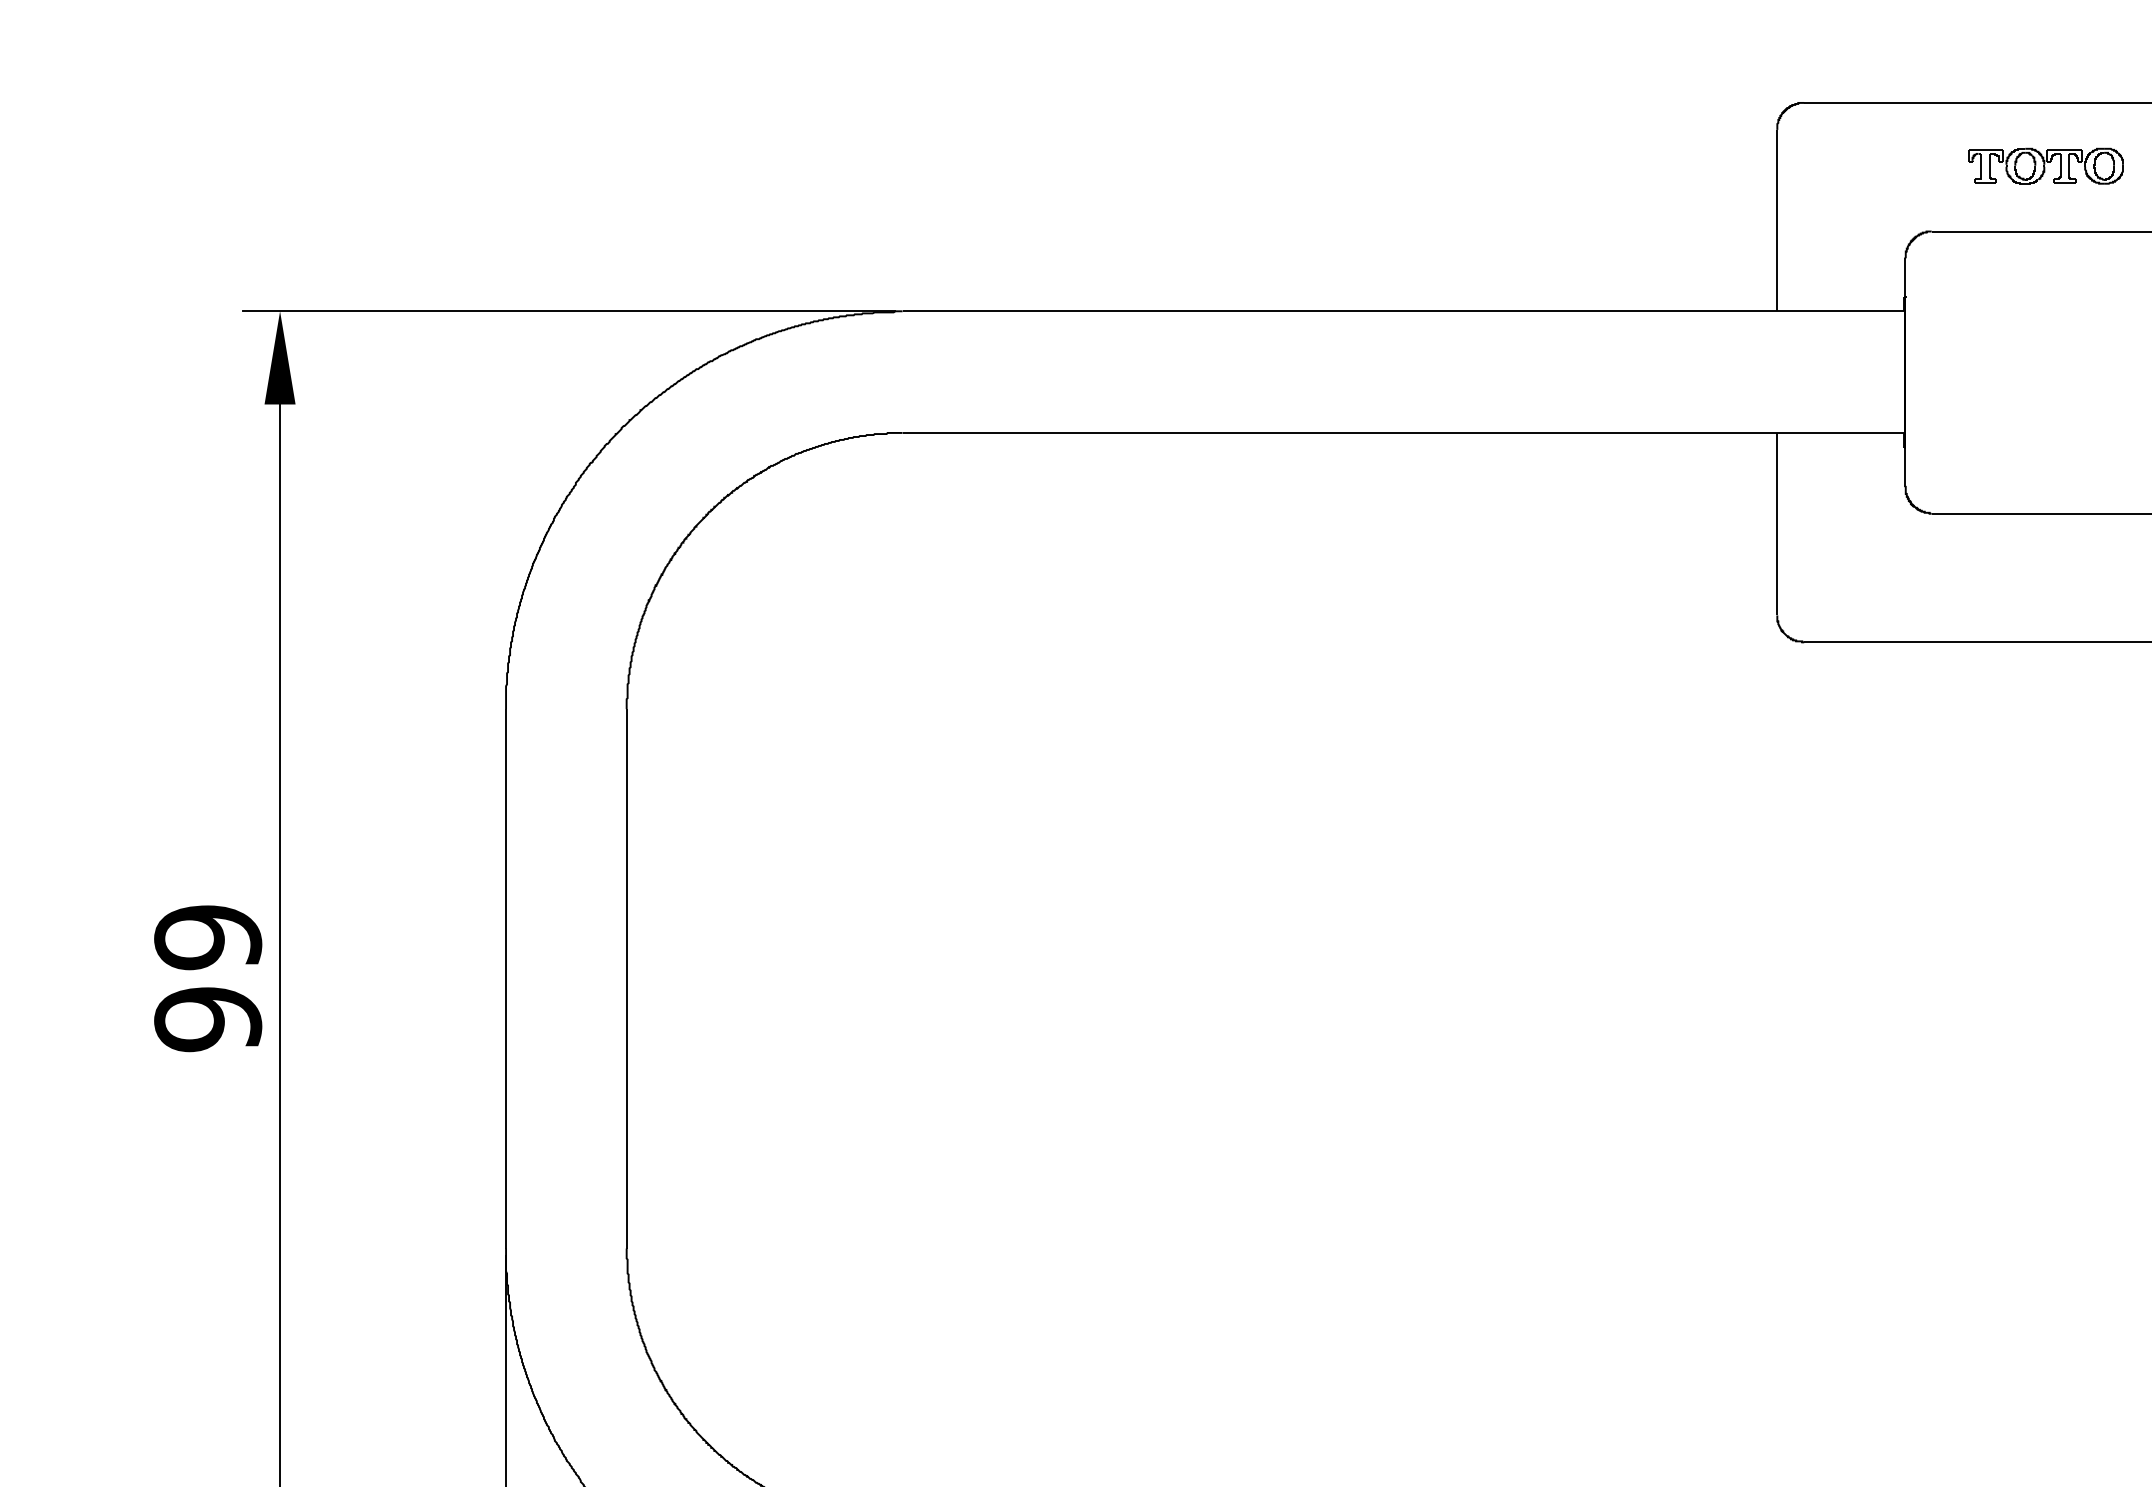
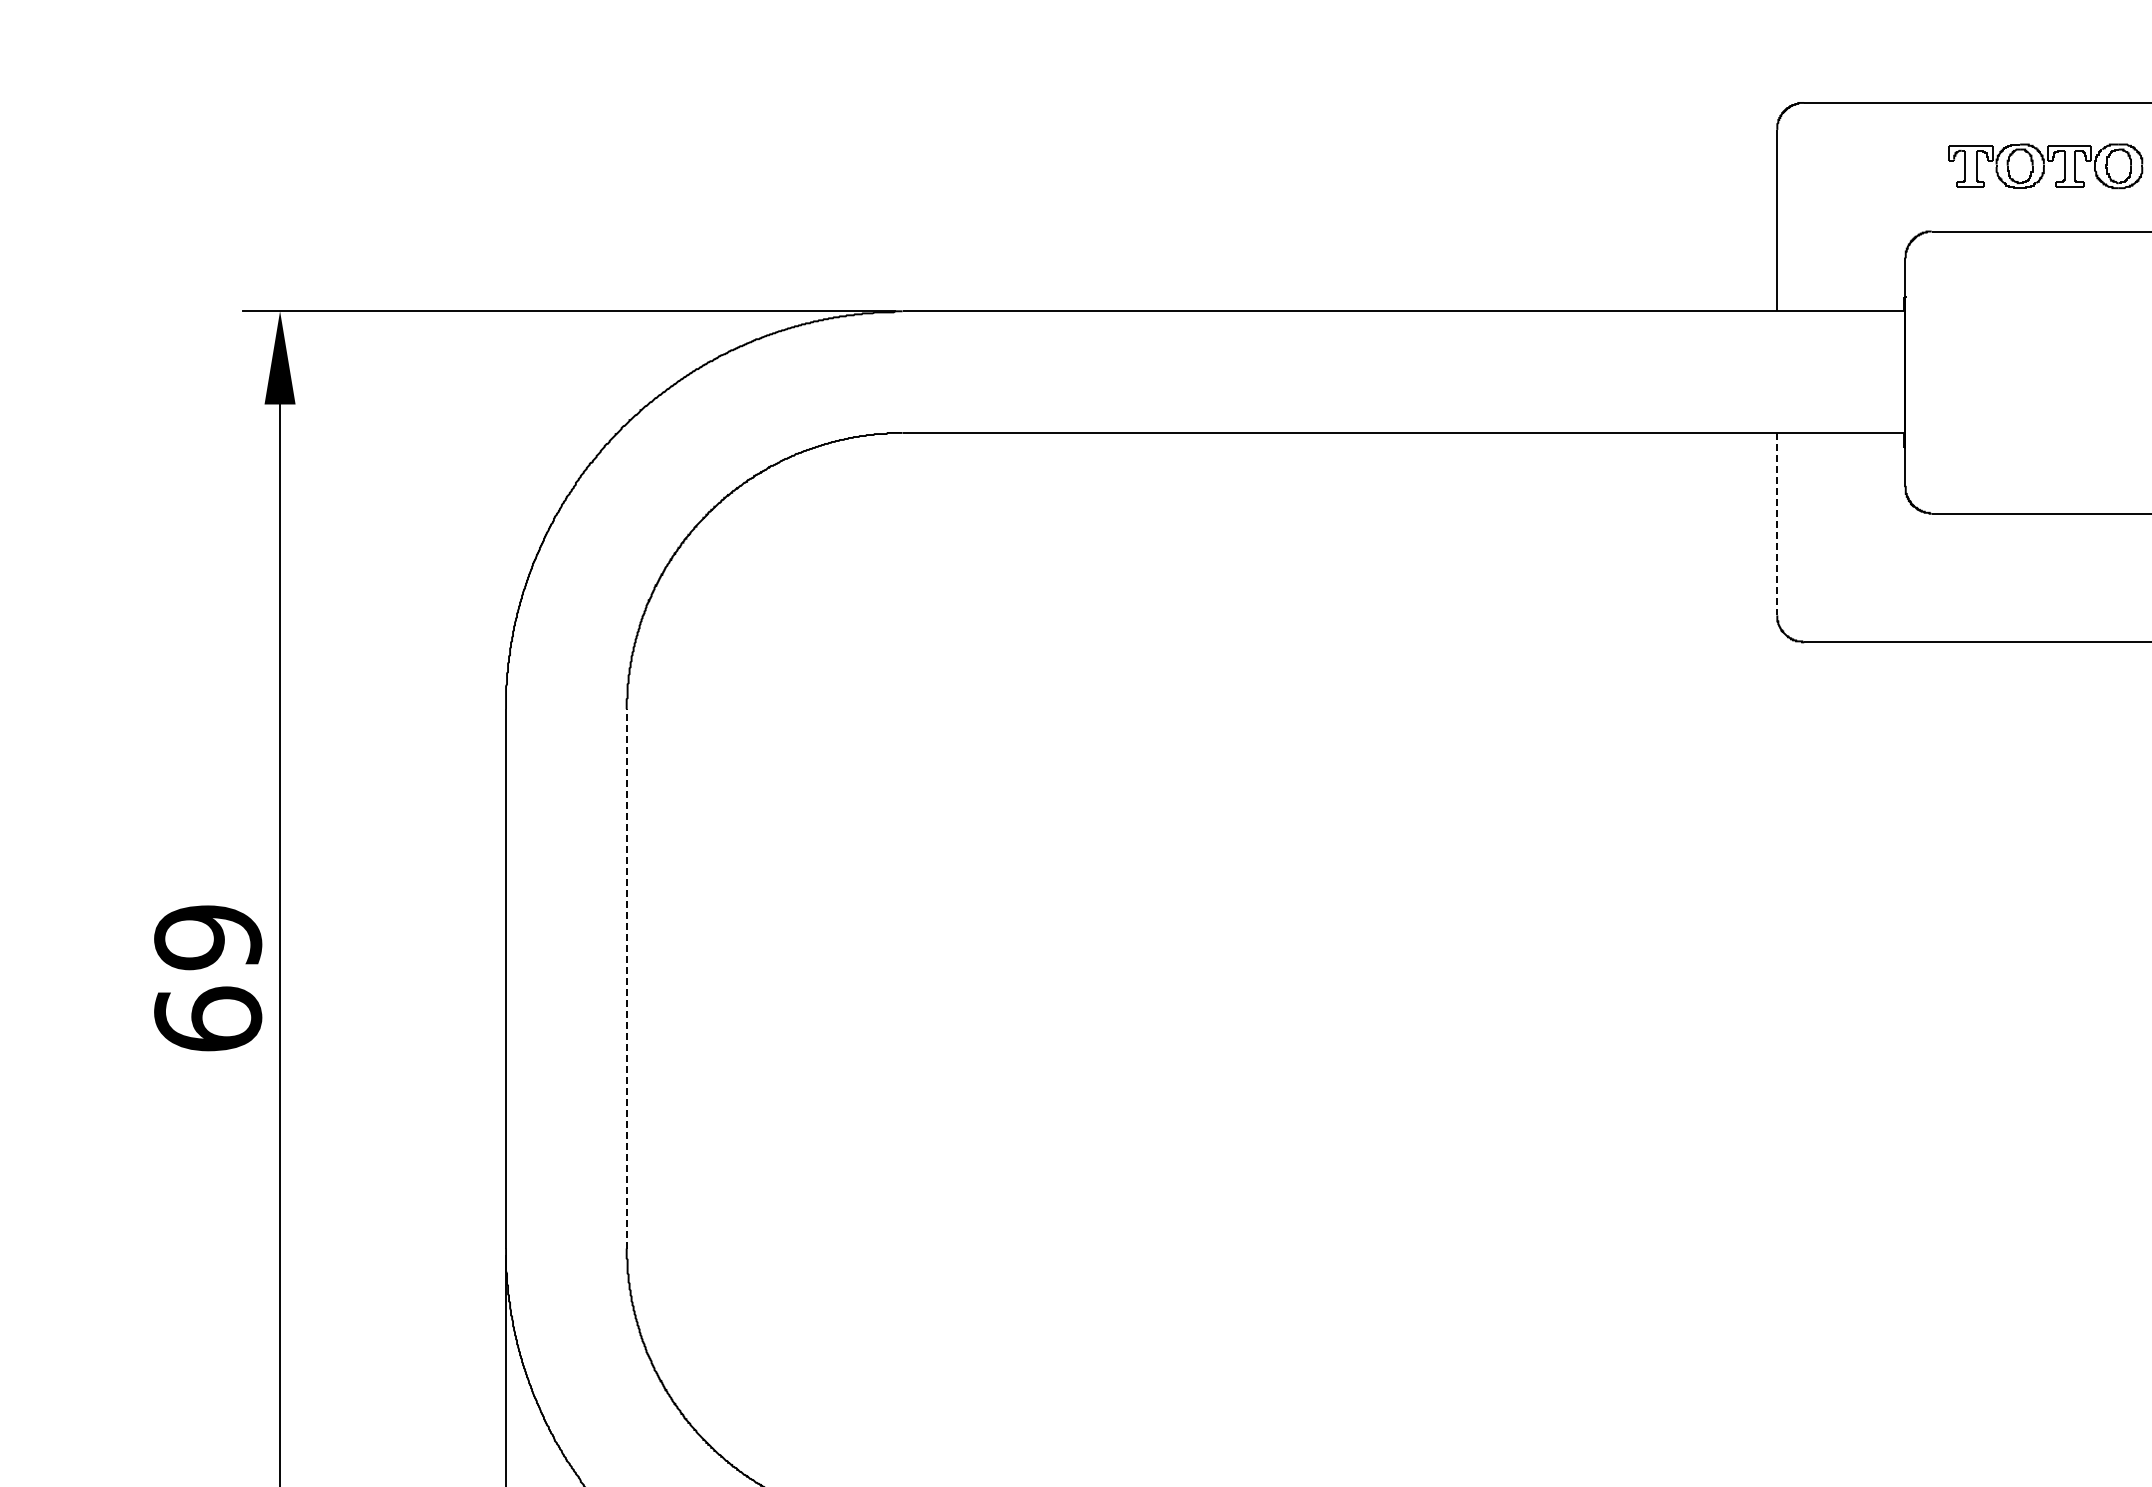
part size: 156x38 px -> 196x47 px (2045, 166)
line: solid -> dashed (1777, 524)
line: solid -> dashed (626, 978)
text: 99 -> 69 (208, 1019)
